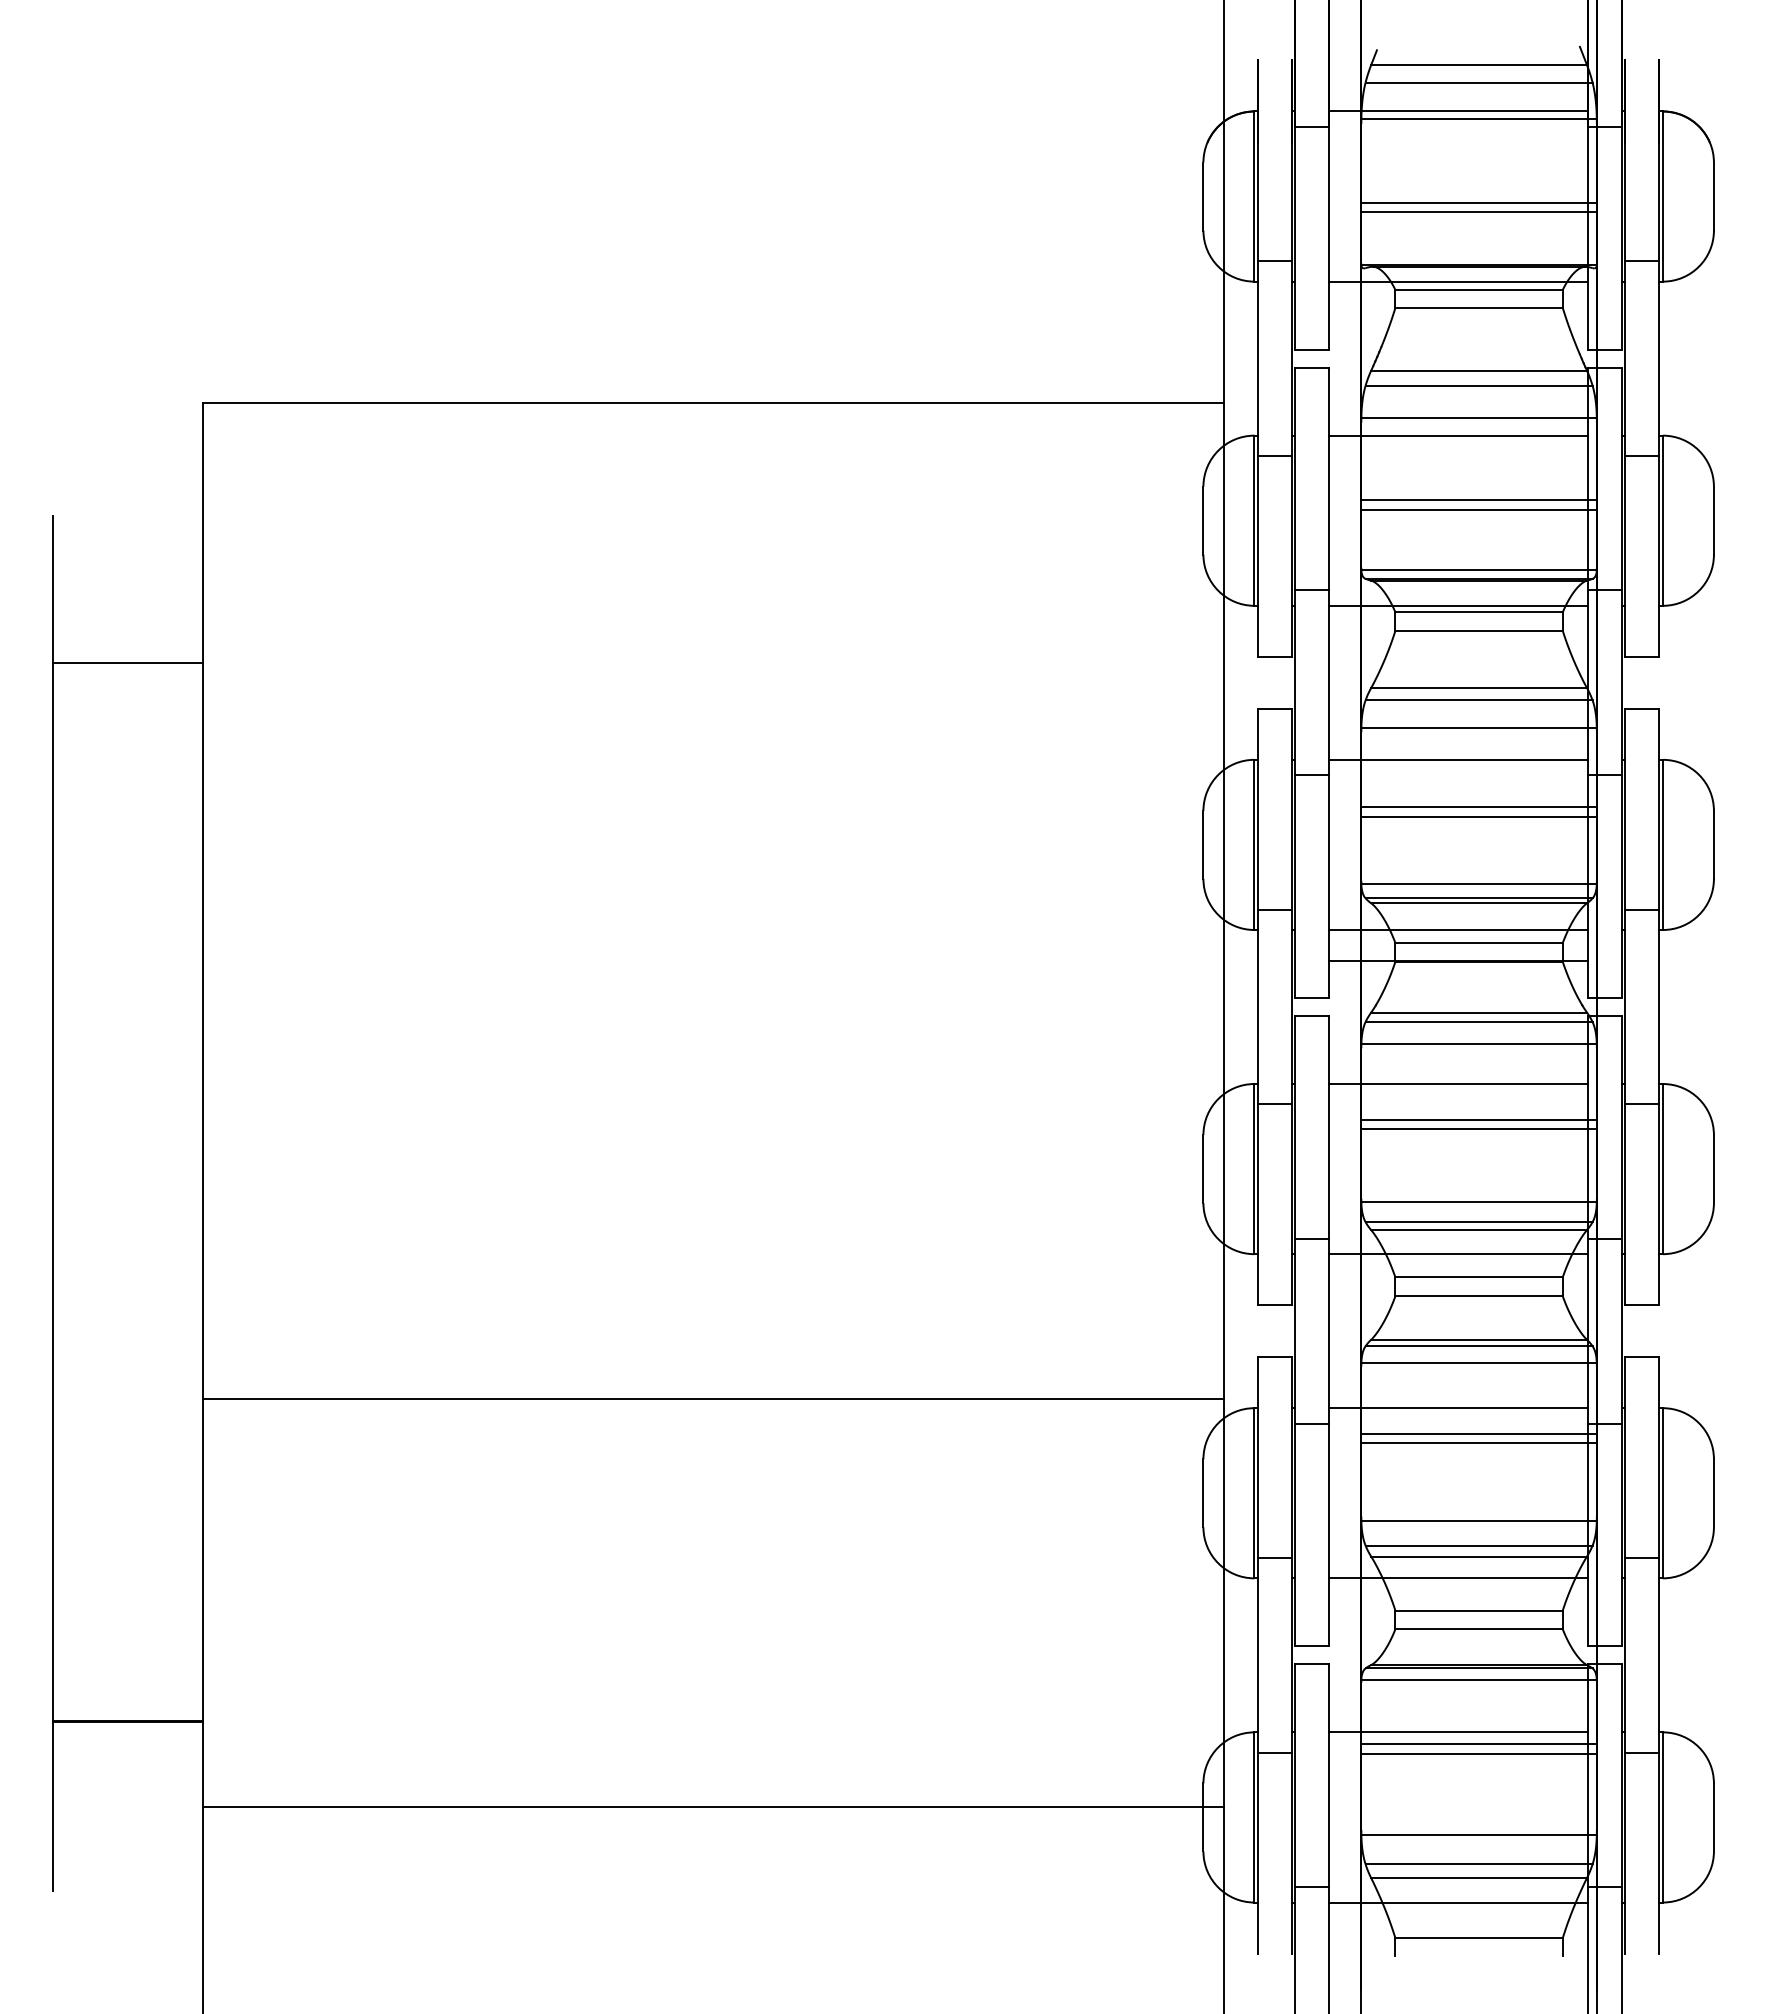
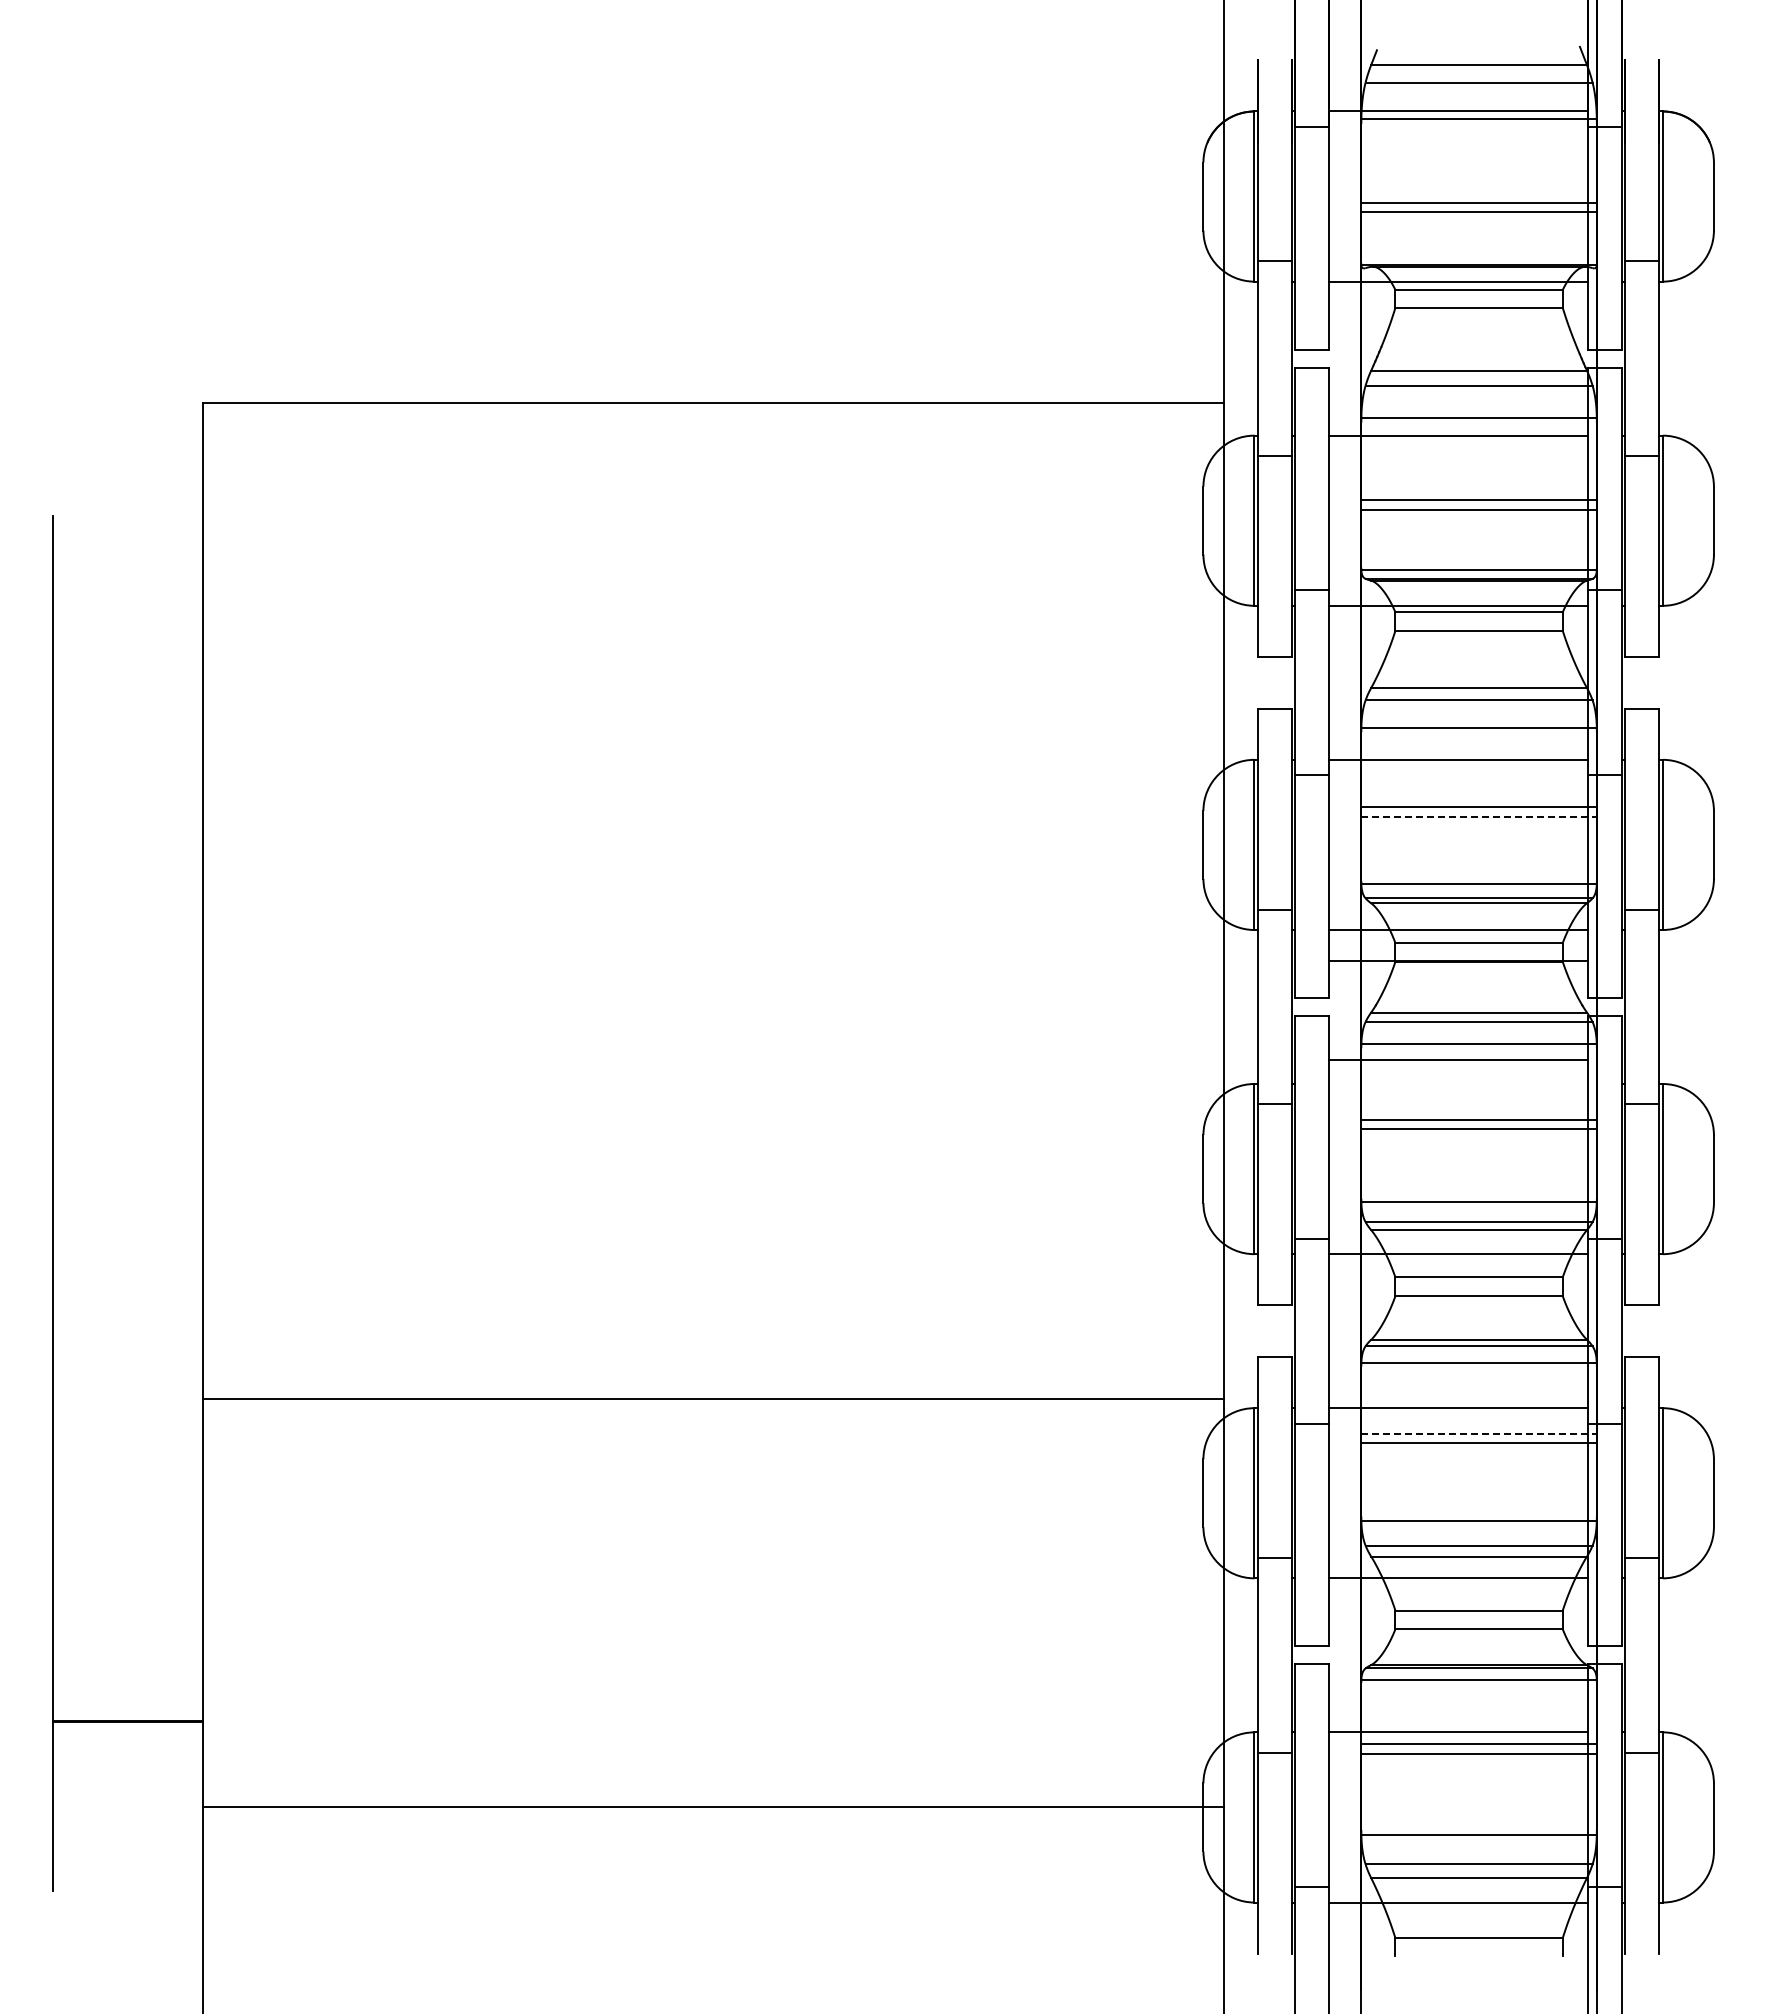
line: present -> none (127, 662)
line: solid -> dashed (1479, 816)
line position: (1458, 1084) -> (1458, 1060) (1458, 1060)
line: solid -> dashed (1479, 1433)
